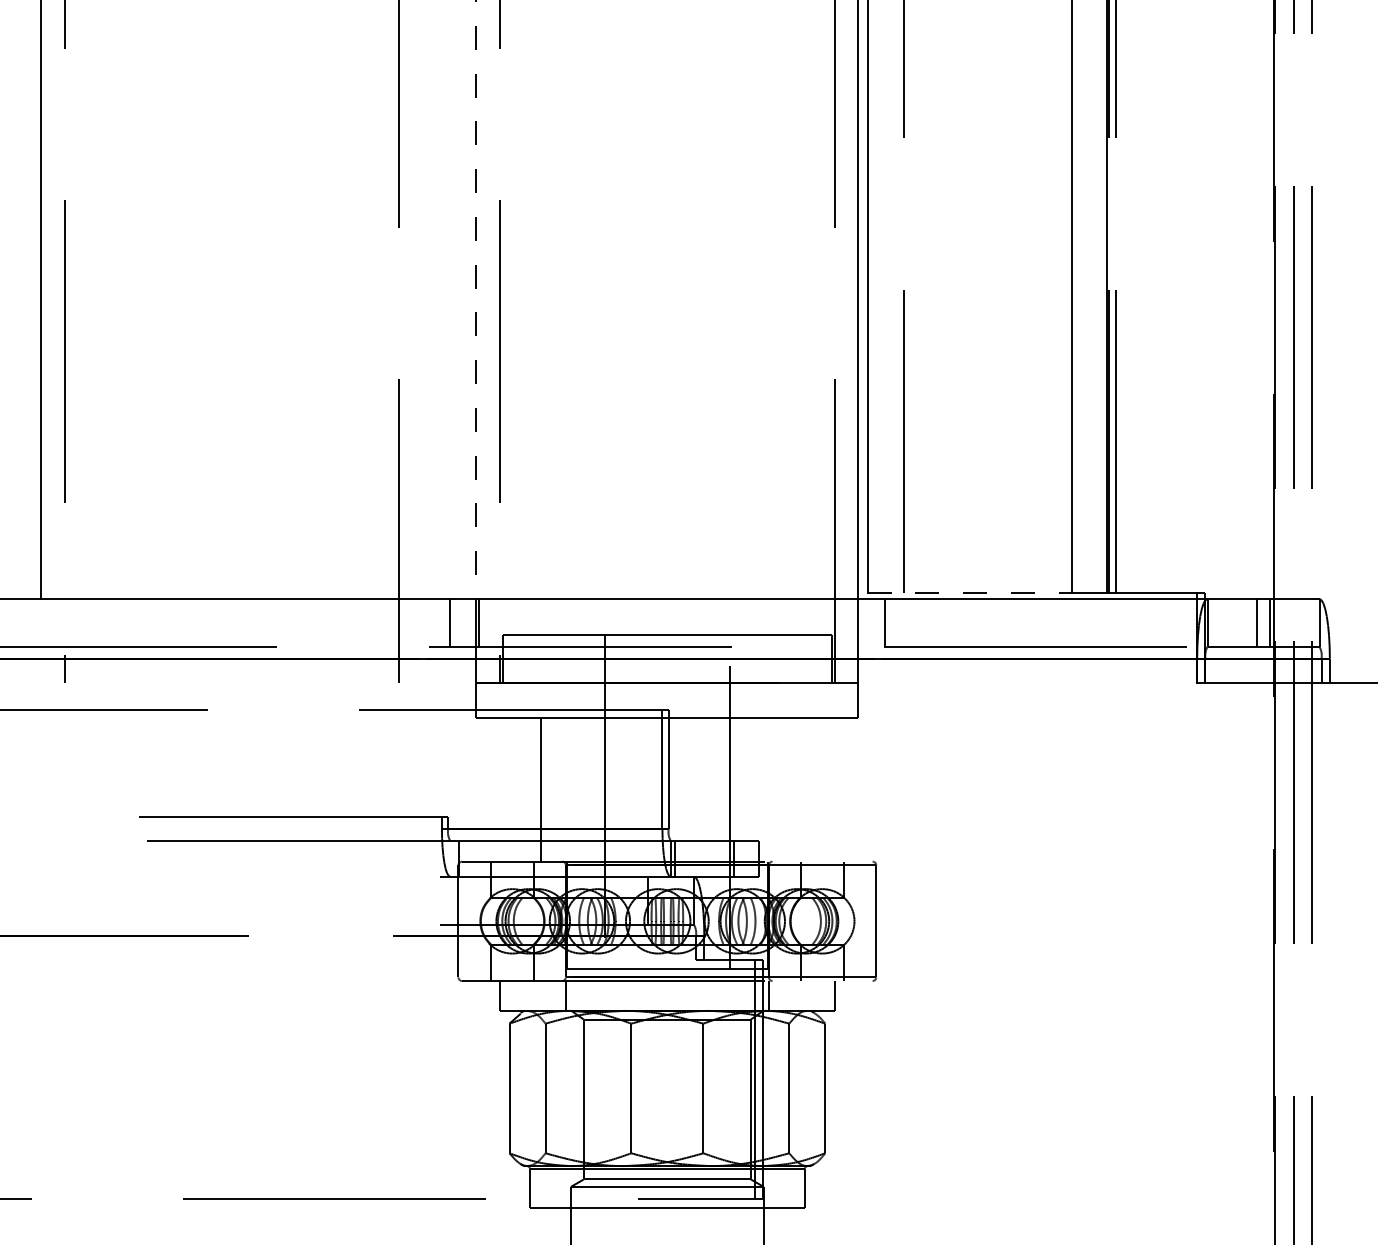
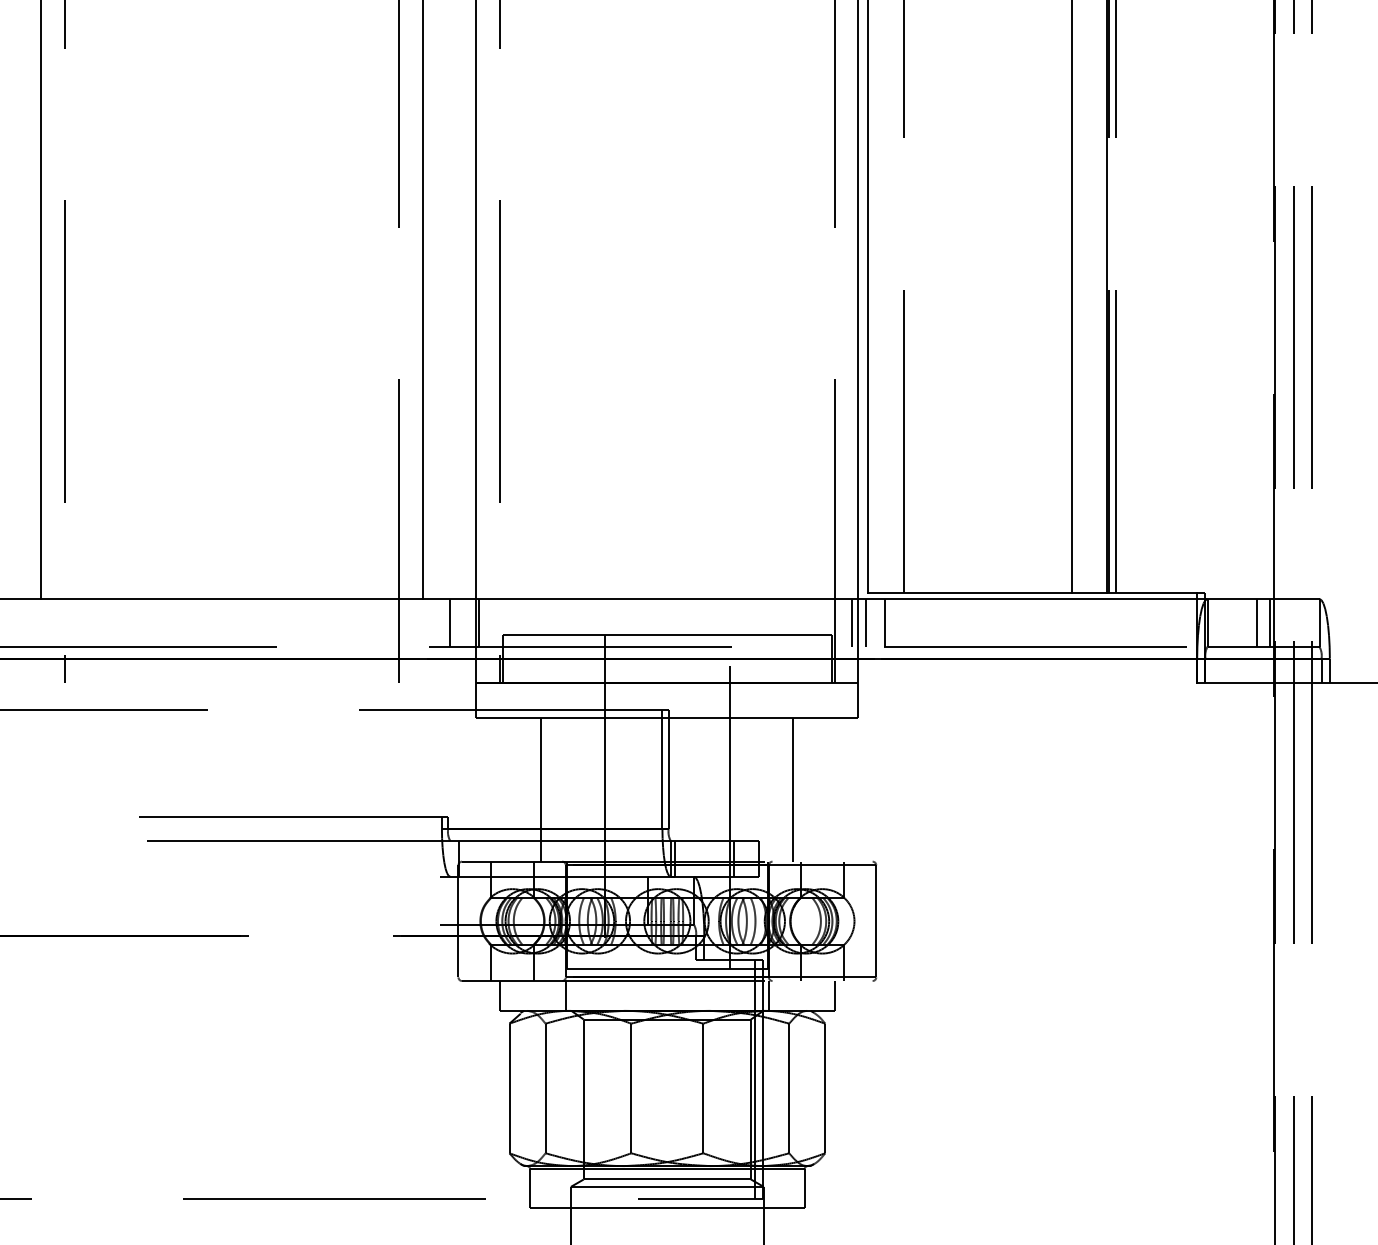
line: none -> present (423, 300)
line: dashed -> solid (476, 300)
line: dashed -> solid (970, 593)
line: none -> present (851, 622)
line: none -> present (866, 622)
line: none -> present (793, 789)
